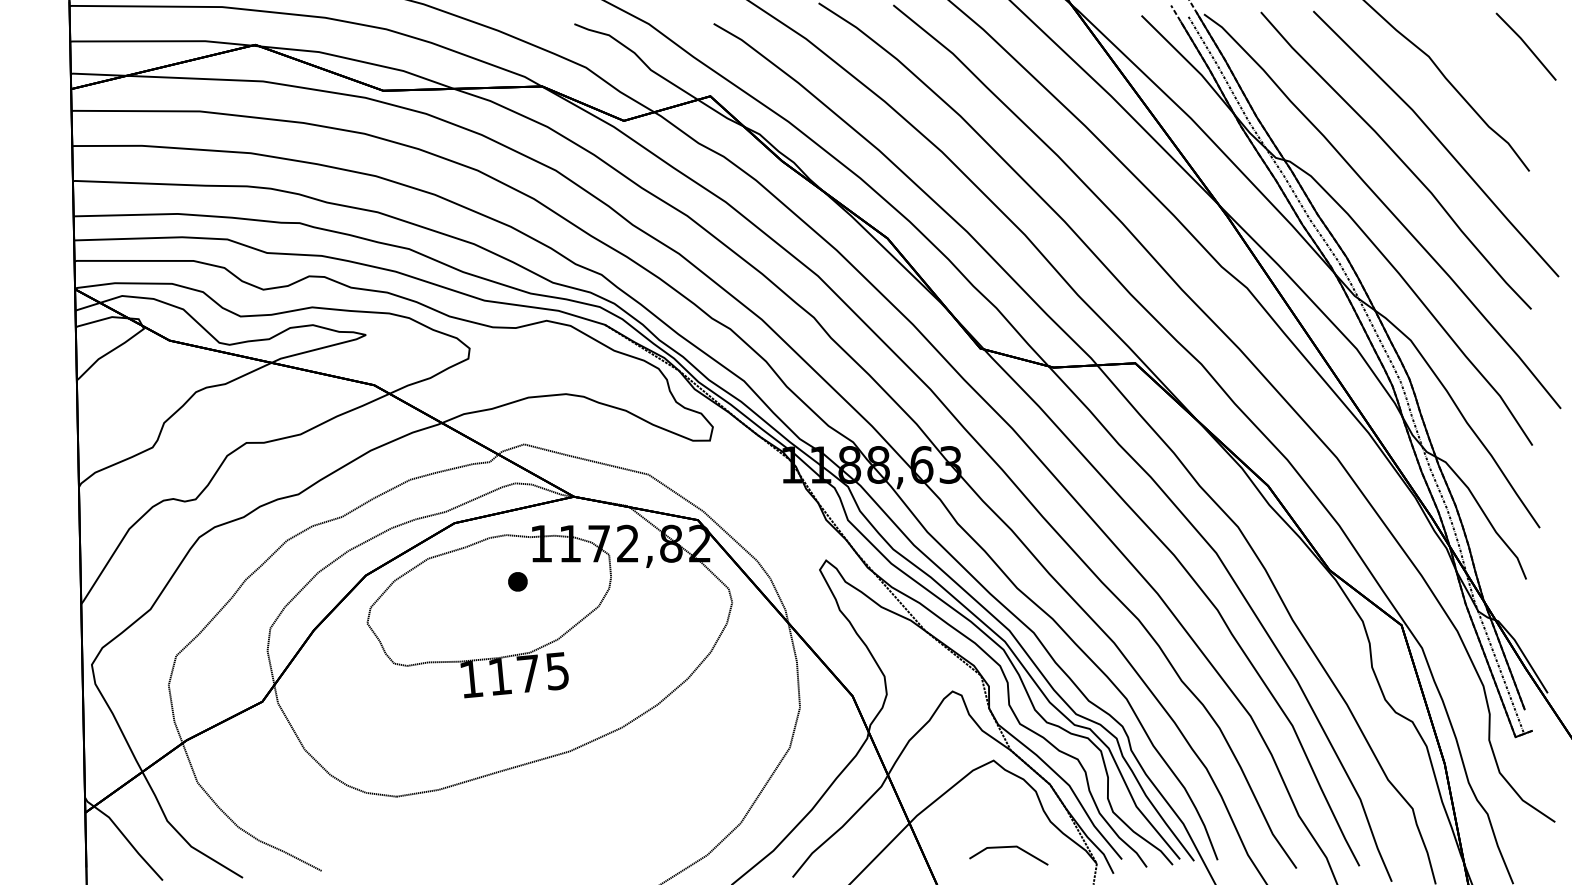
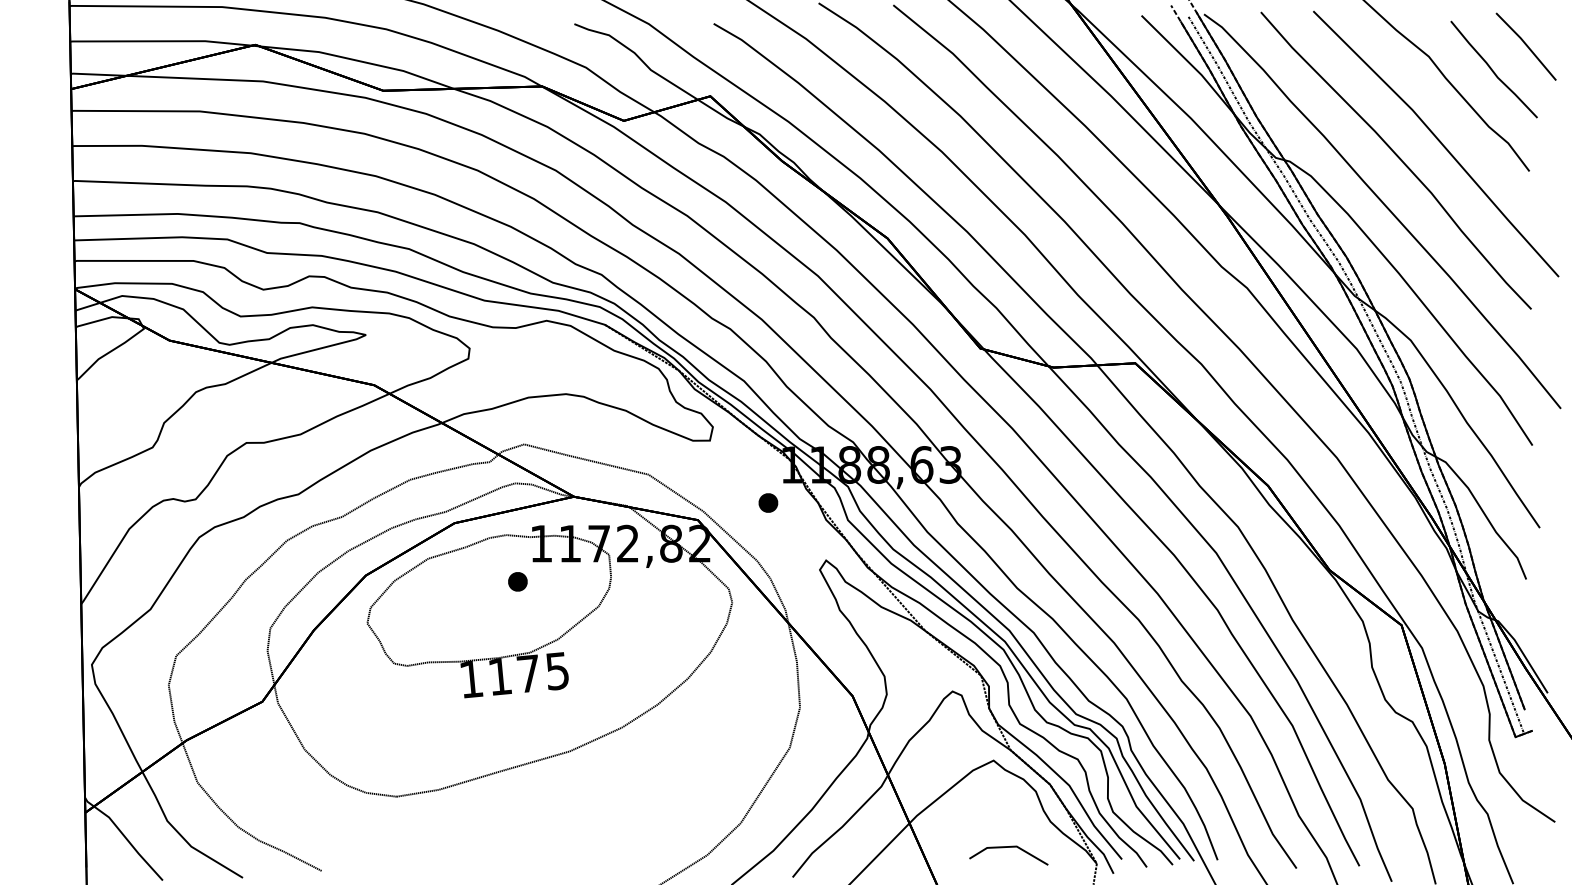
curve: none -> present (1492, 69)
part: none -> present (768, 502)
